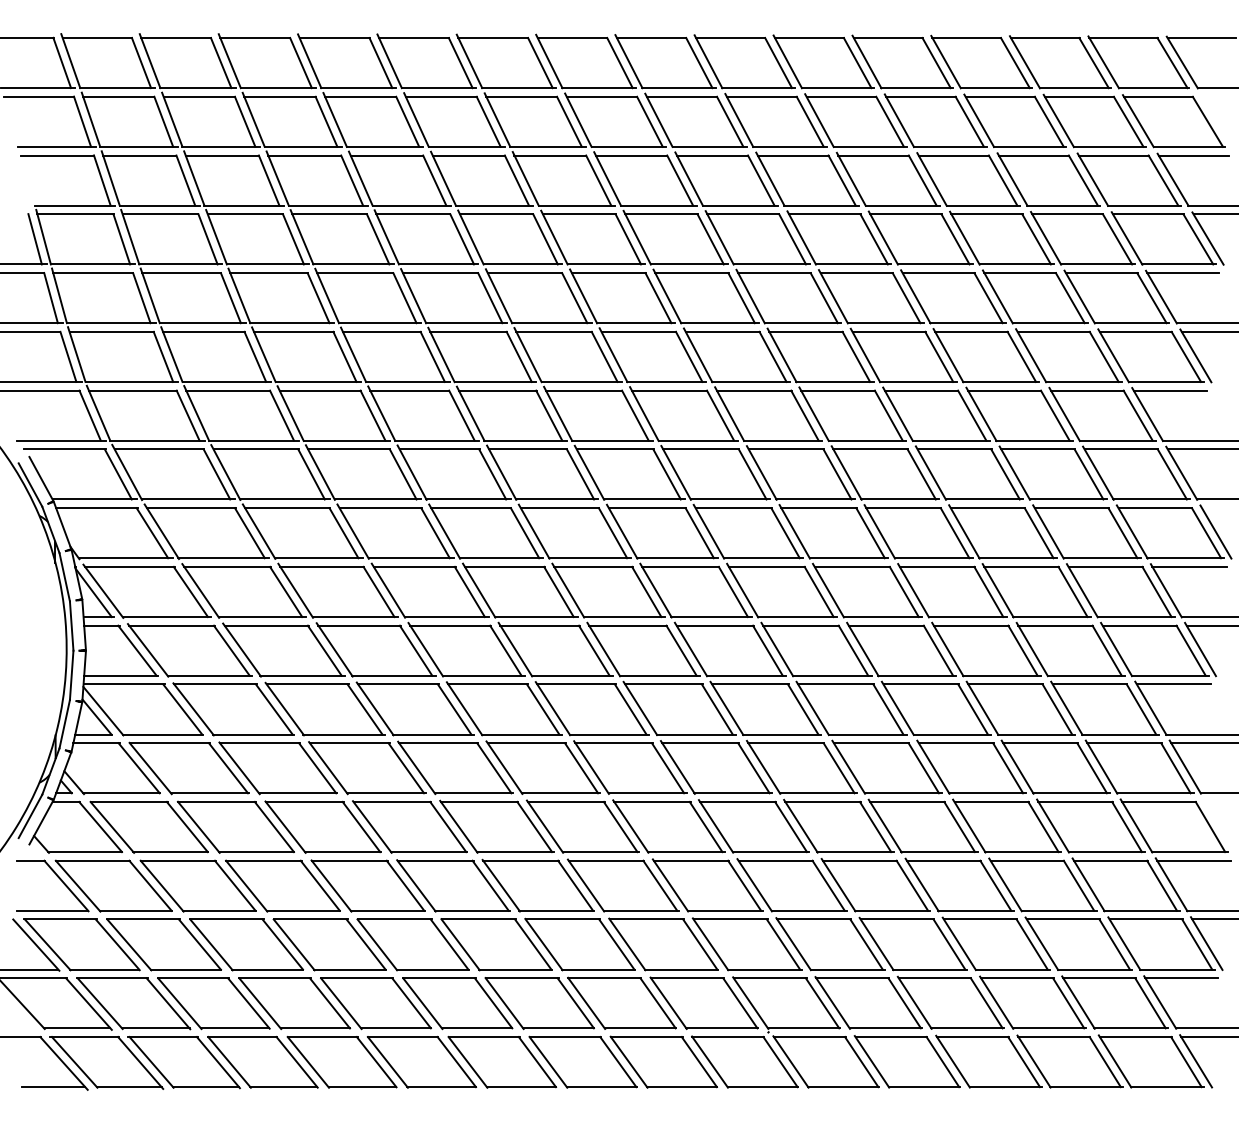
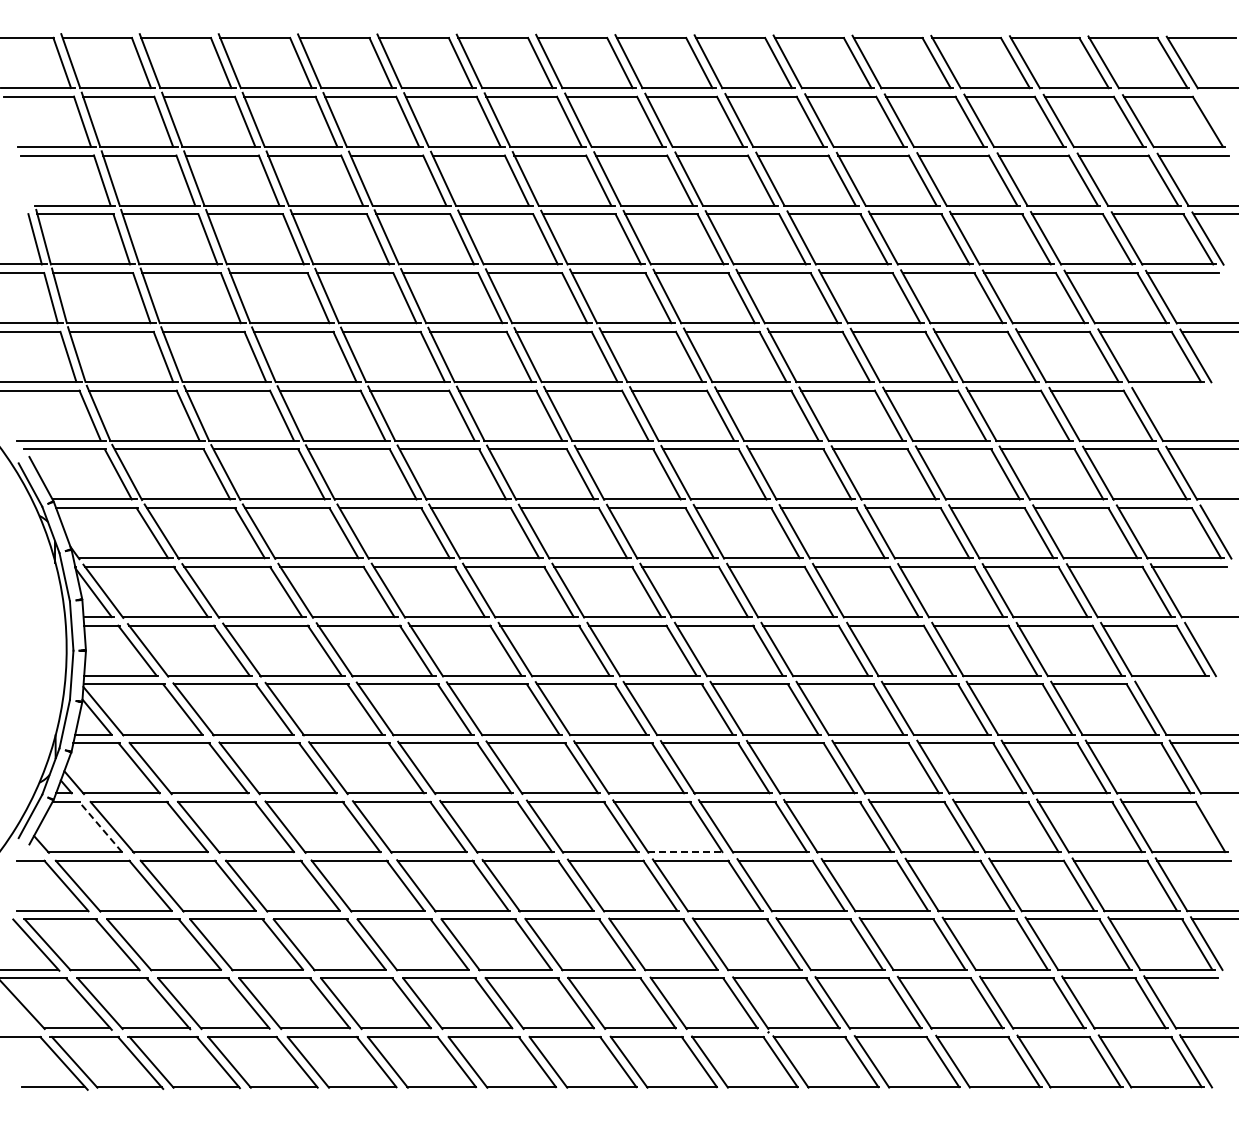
line: present -> none (1169, 390)
line: present -> none (1210, 625)
line: present -> none (1173, 684)
line: solid -> dashed (100, 827)
line: solid -> dashed (686, 852)
